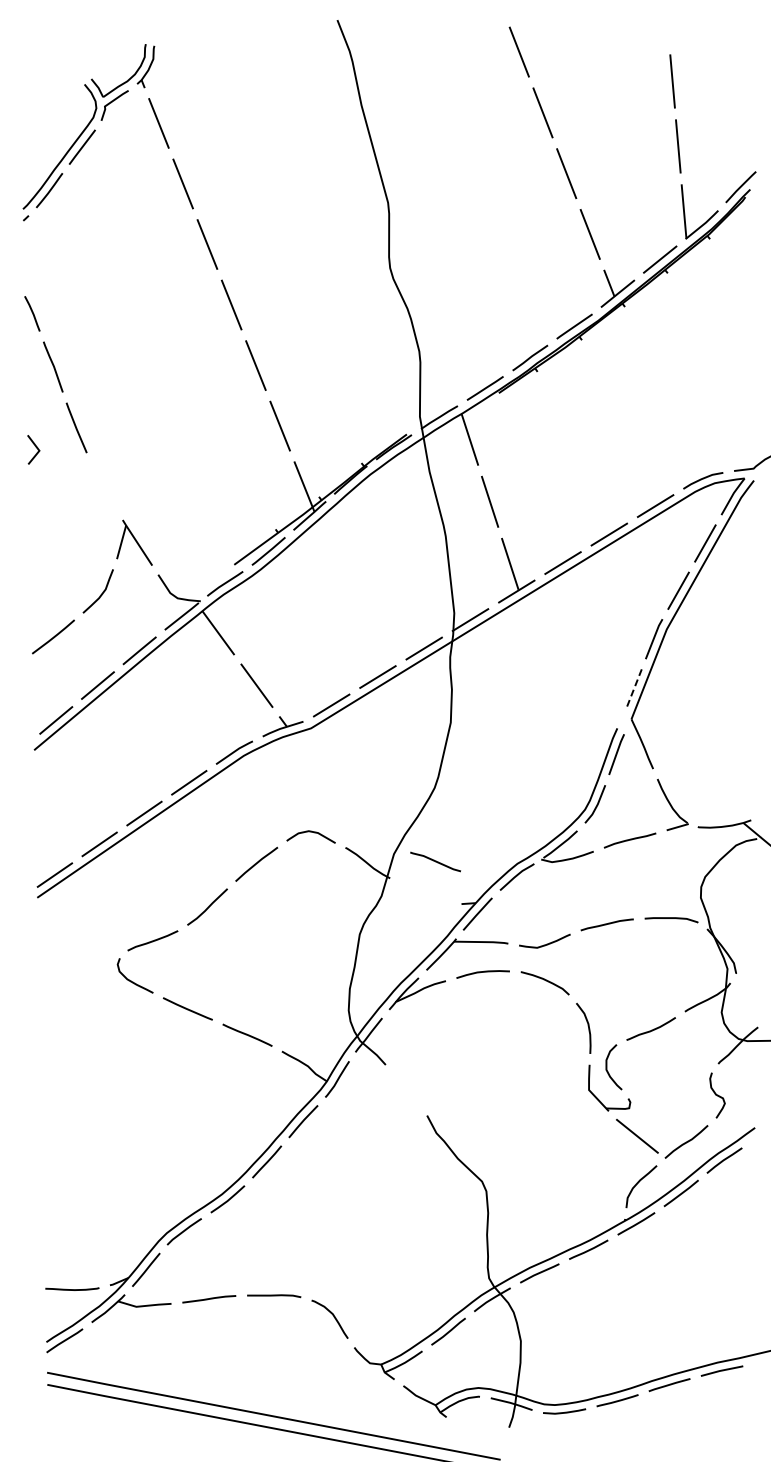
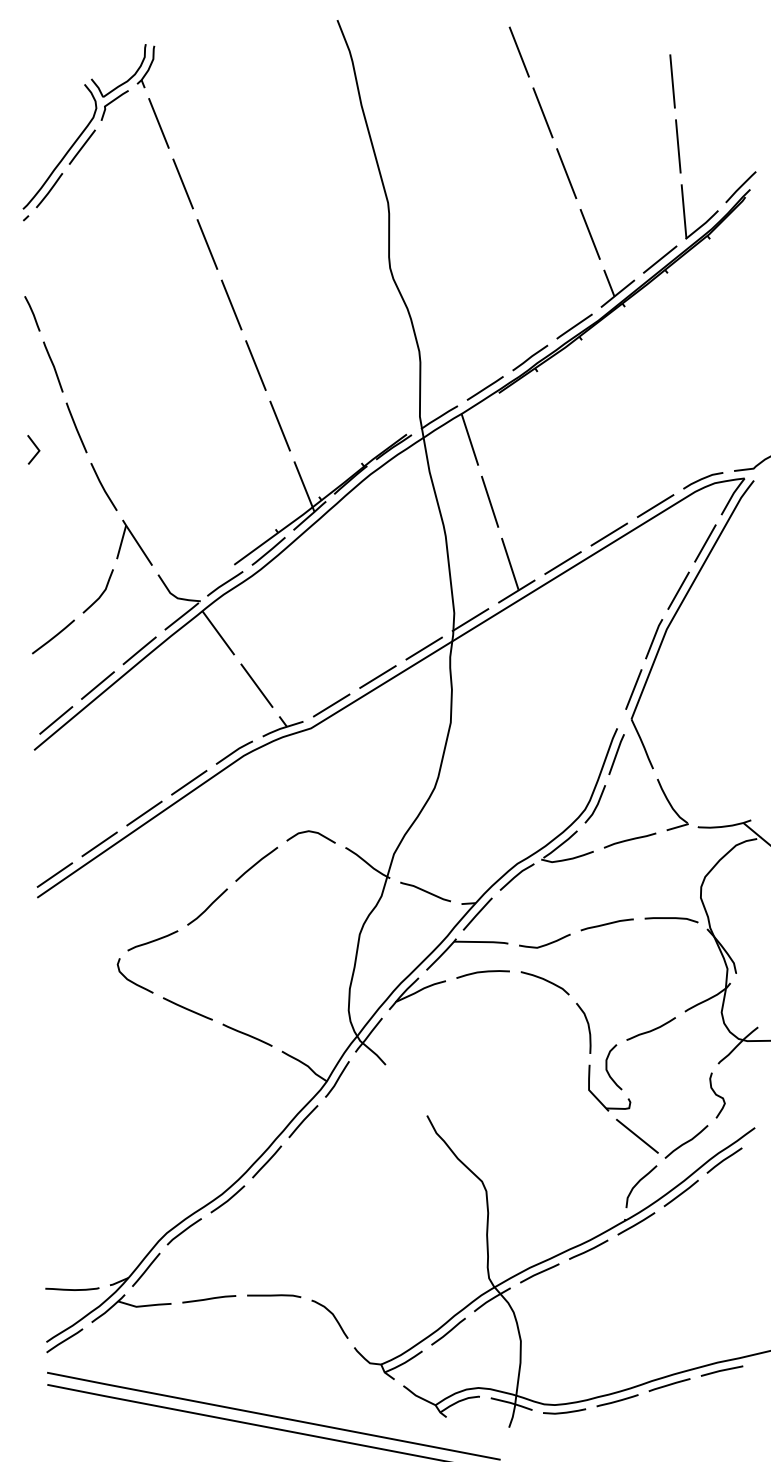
line: none -> present (103, 487)
line: dashed -> solid (633, 689)
curve position: (435, 861) -> (425, 891) (425, 891)
